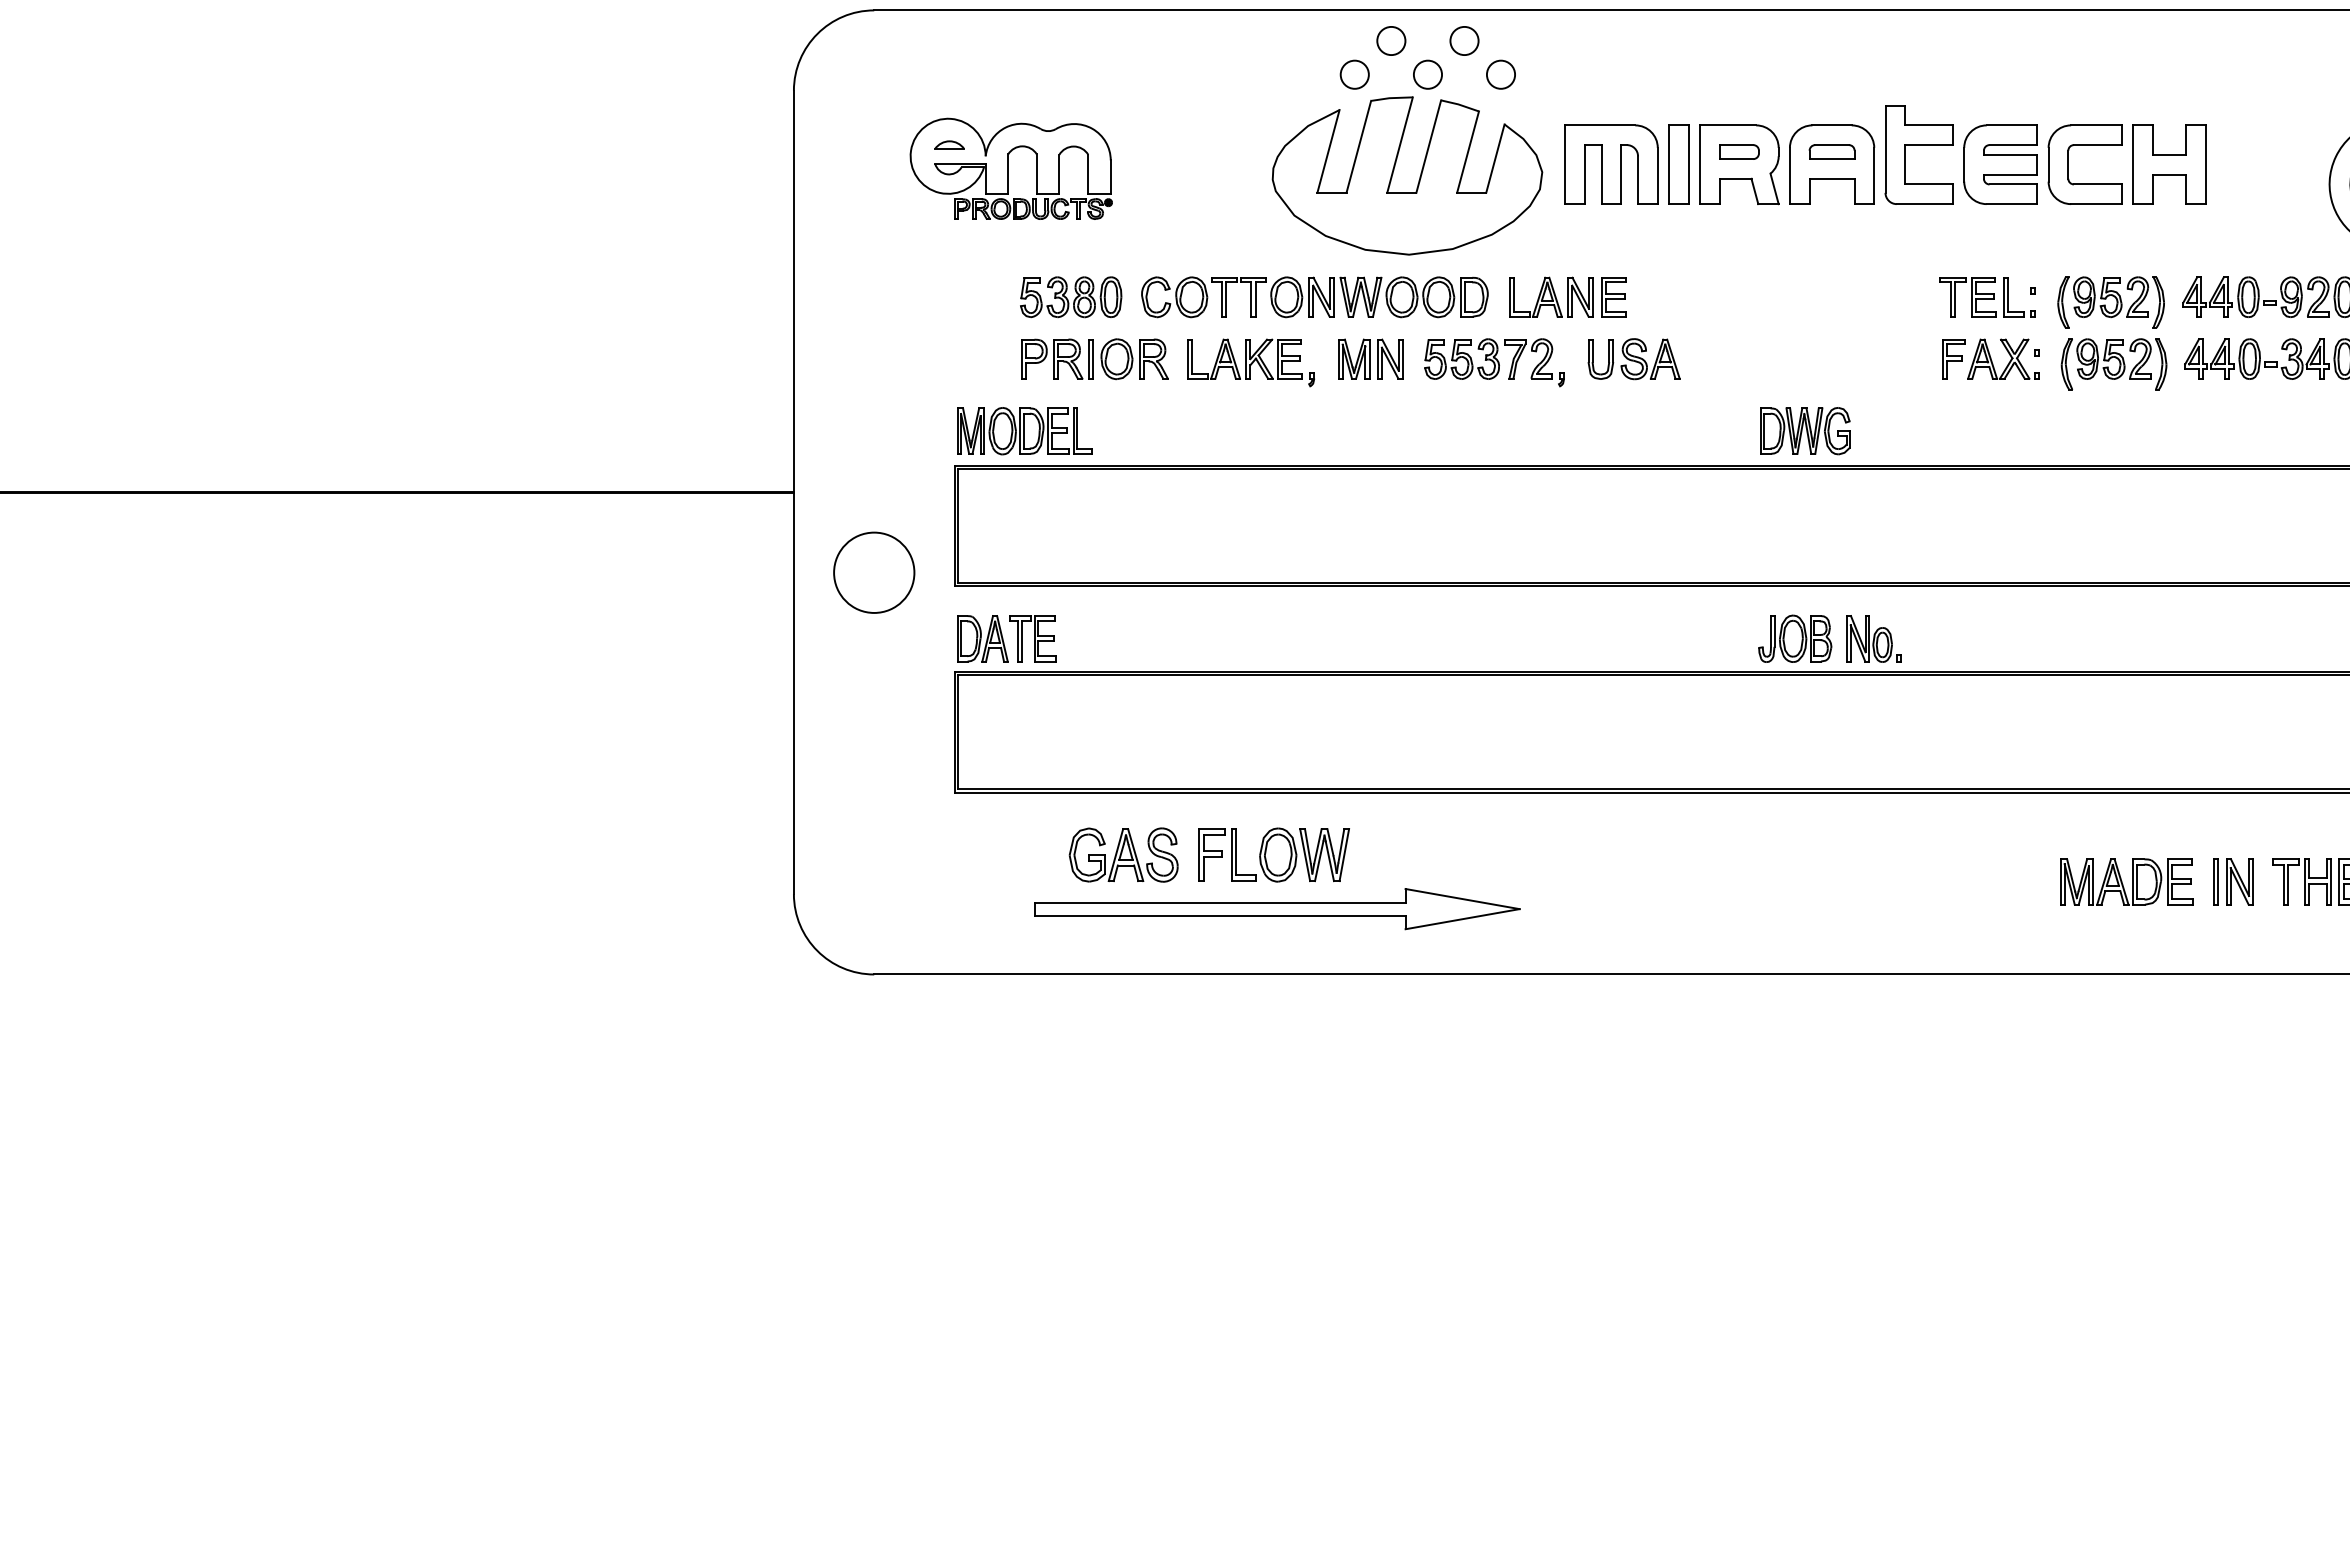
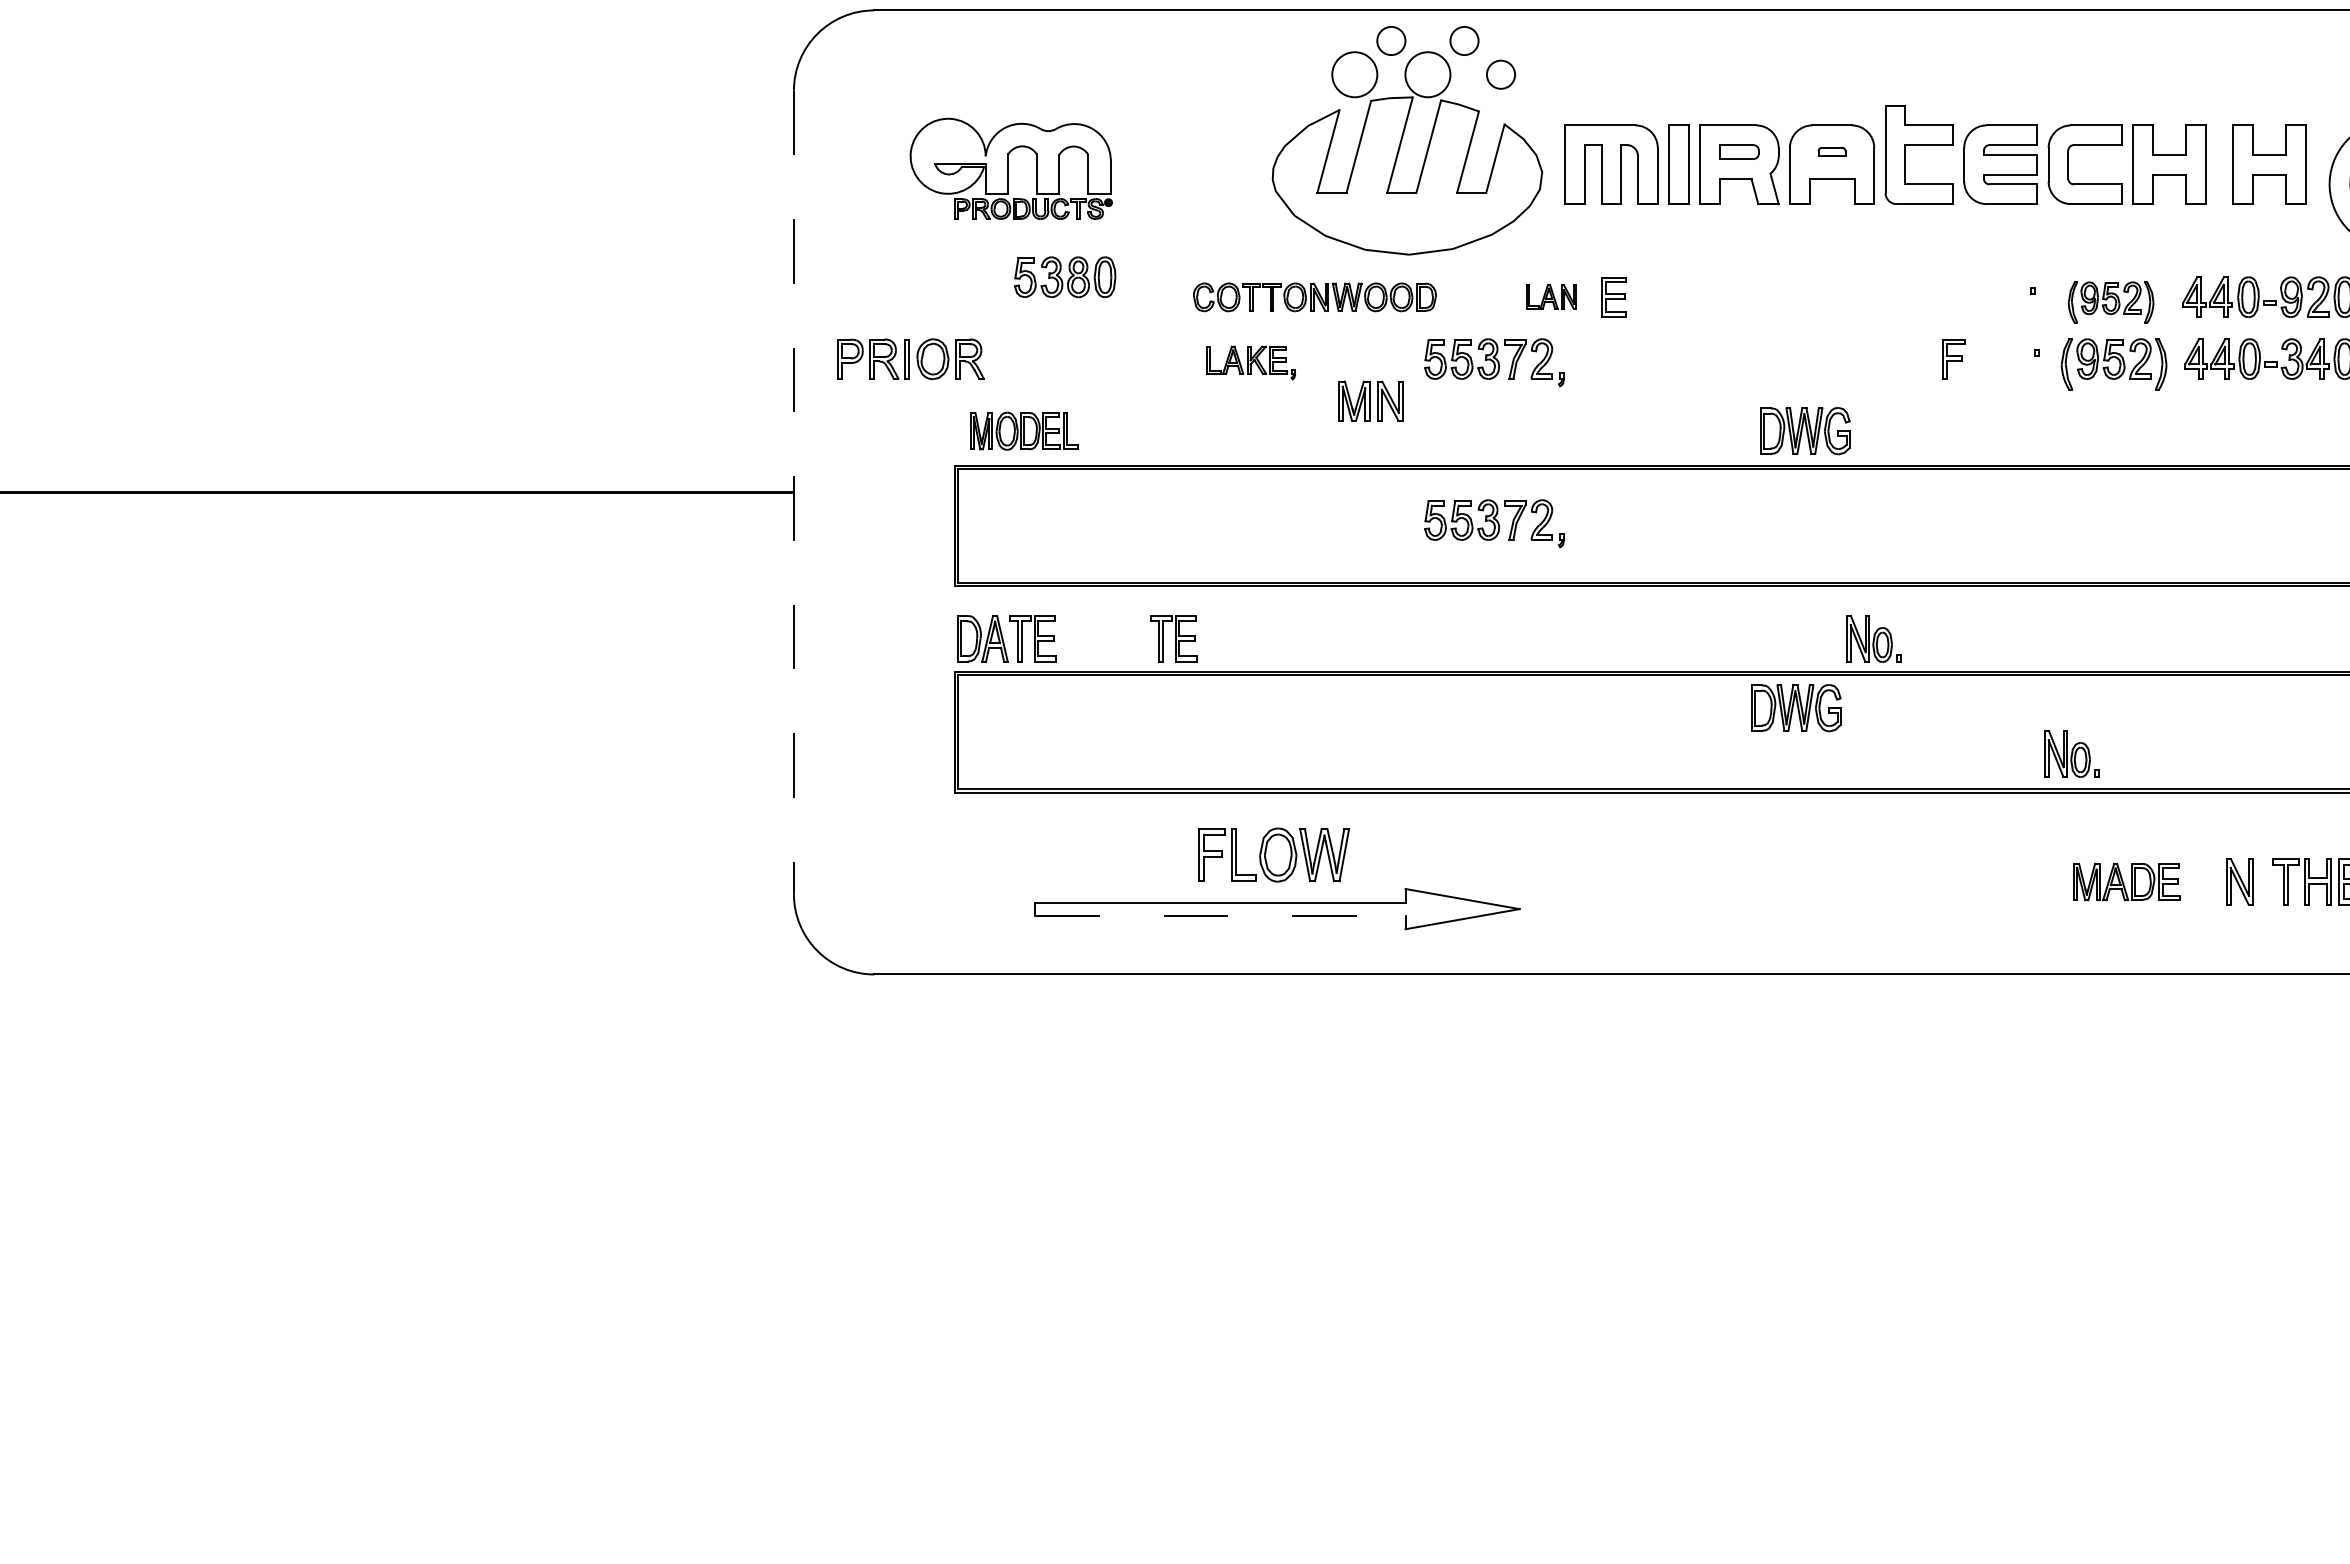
circle diameter: 28 px -> 45 px (1354, 74)
circle diameter: 28 px -> 45 px (1427, 74)
part: present -> none (949, 144)
part size: 48x16 px -> 30x10 px (1831, 151)
part: none -> present (2269, 164)
part size: 85x42 px -> 51x26 px (1551, 296)
part position: (1071, 297) -> (1065, 277) (1065, 277)
part size: 348x43 px -> 244x31 px (1314, 297)
part: present -> none (1987, 297)
part size: 108x53 px -> 88x43 px (2110, 302)
part position: (1370, 358) -> (1370, 400) (1370, 400)
part position: (1094, 359) -> (910, 359) (910, 359)
part: present -> none (1633, 359)
part size: 128x50 px -> 91x36 px (1251, 362)
part: present -> none (2008, 362)
part size: 136x49 px -> 109x40 px (1024, 430)
line: solid -> dashed (793, 492)
part: none -> present (1494, 523)
circle: present -> none (874, 572)
part: none -> present (1173, 638)
part: present -> none (1795, 638)
part: none -> present (1796, 708)
part: none -> present (2071, 753)
part: present -> none (1123, 854)
part size: 134x48 px -> 108x40 px (2126, 881)
part: present -> none (2215, 881)
line: solid -> dashed (1220, 915)
